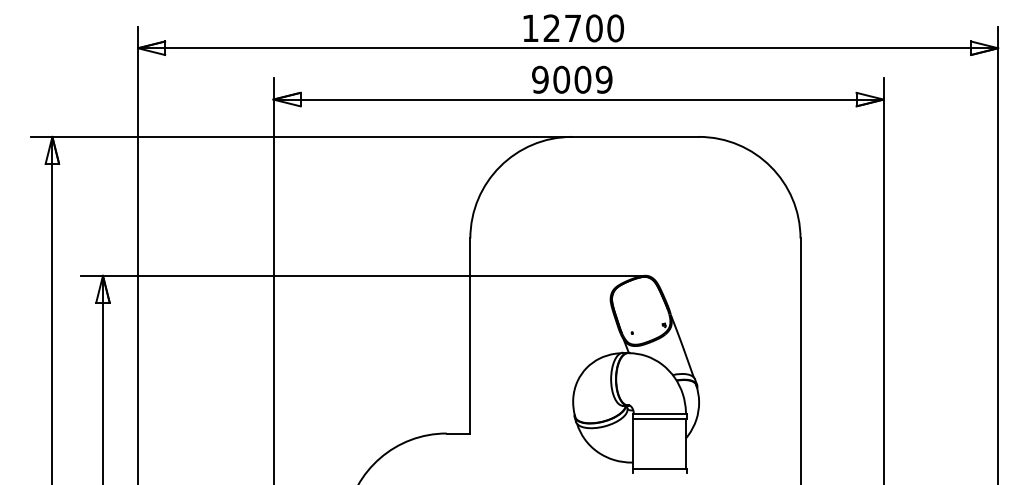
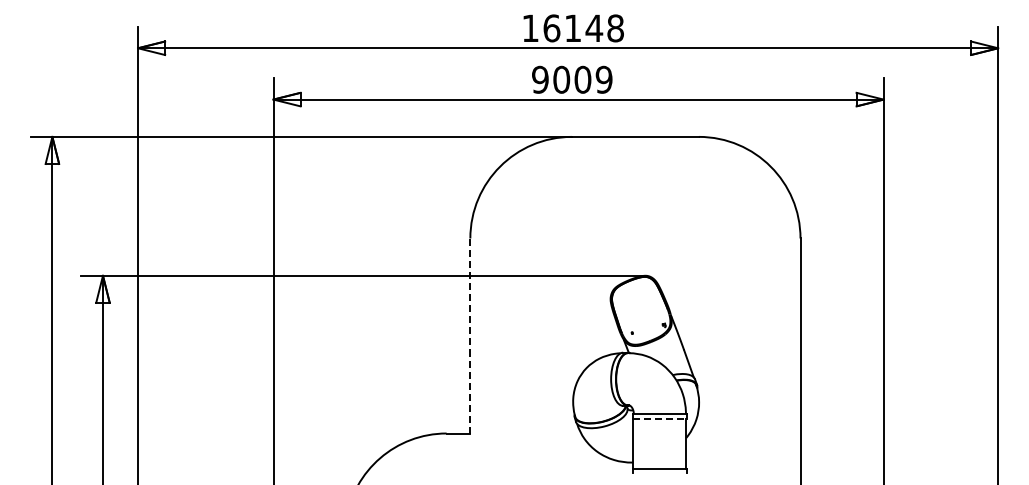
text: 12700 -> 16148 (583, 28)
line: solid -> dashed (470, 335)
line: solid -> dashed (659, 419)
